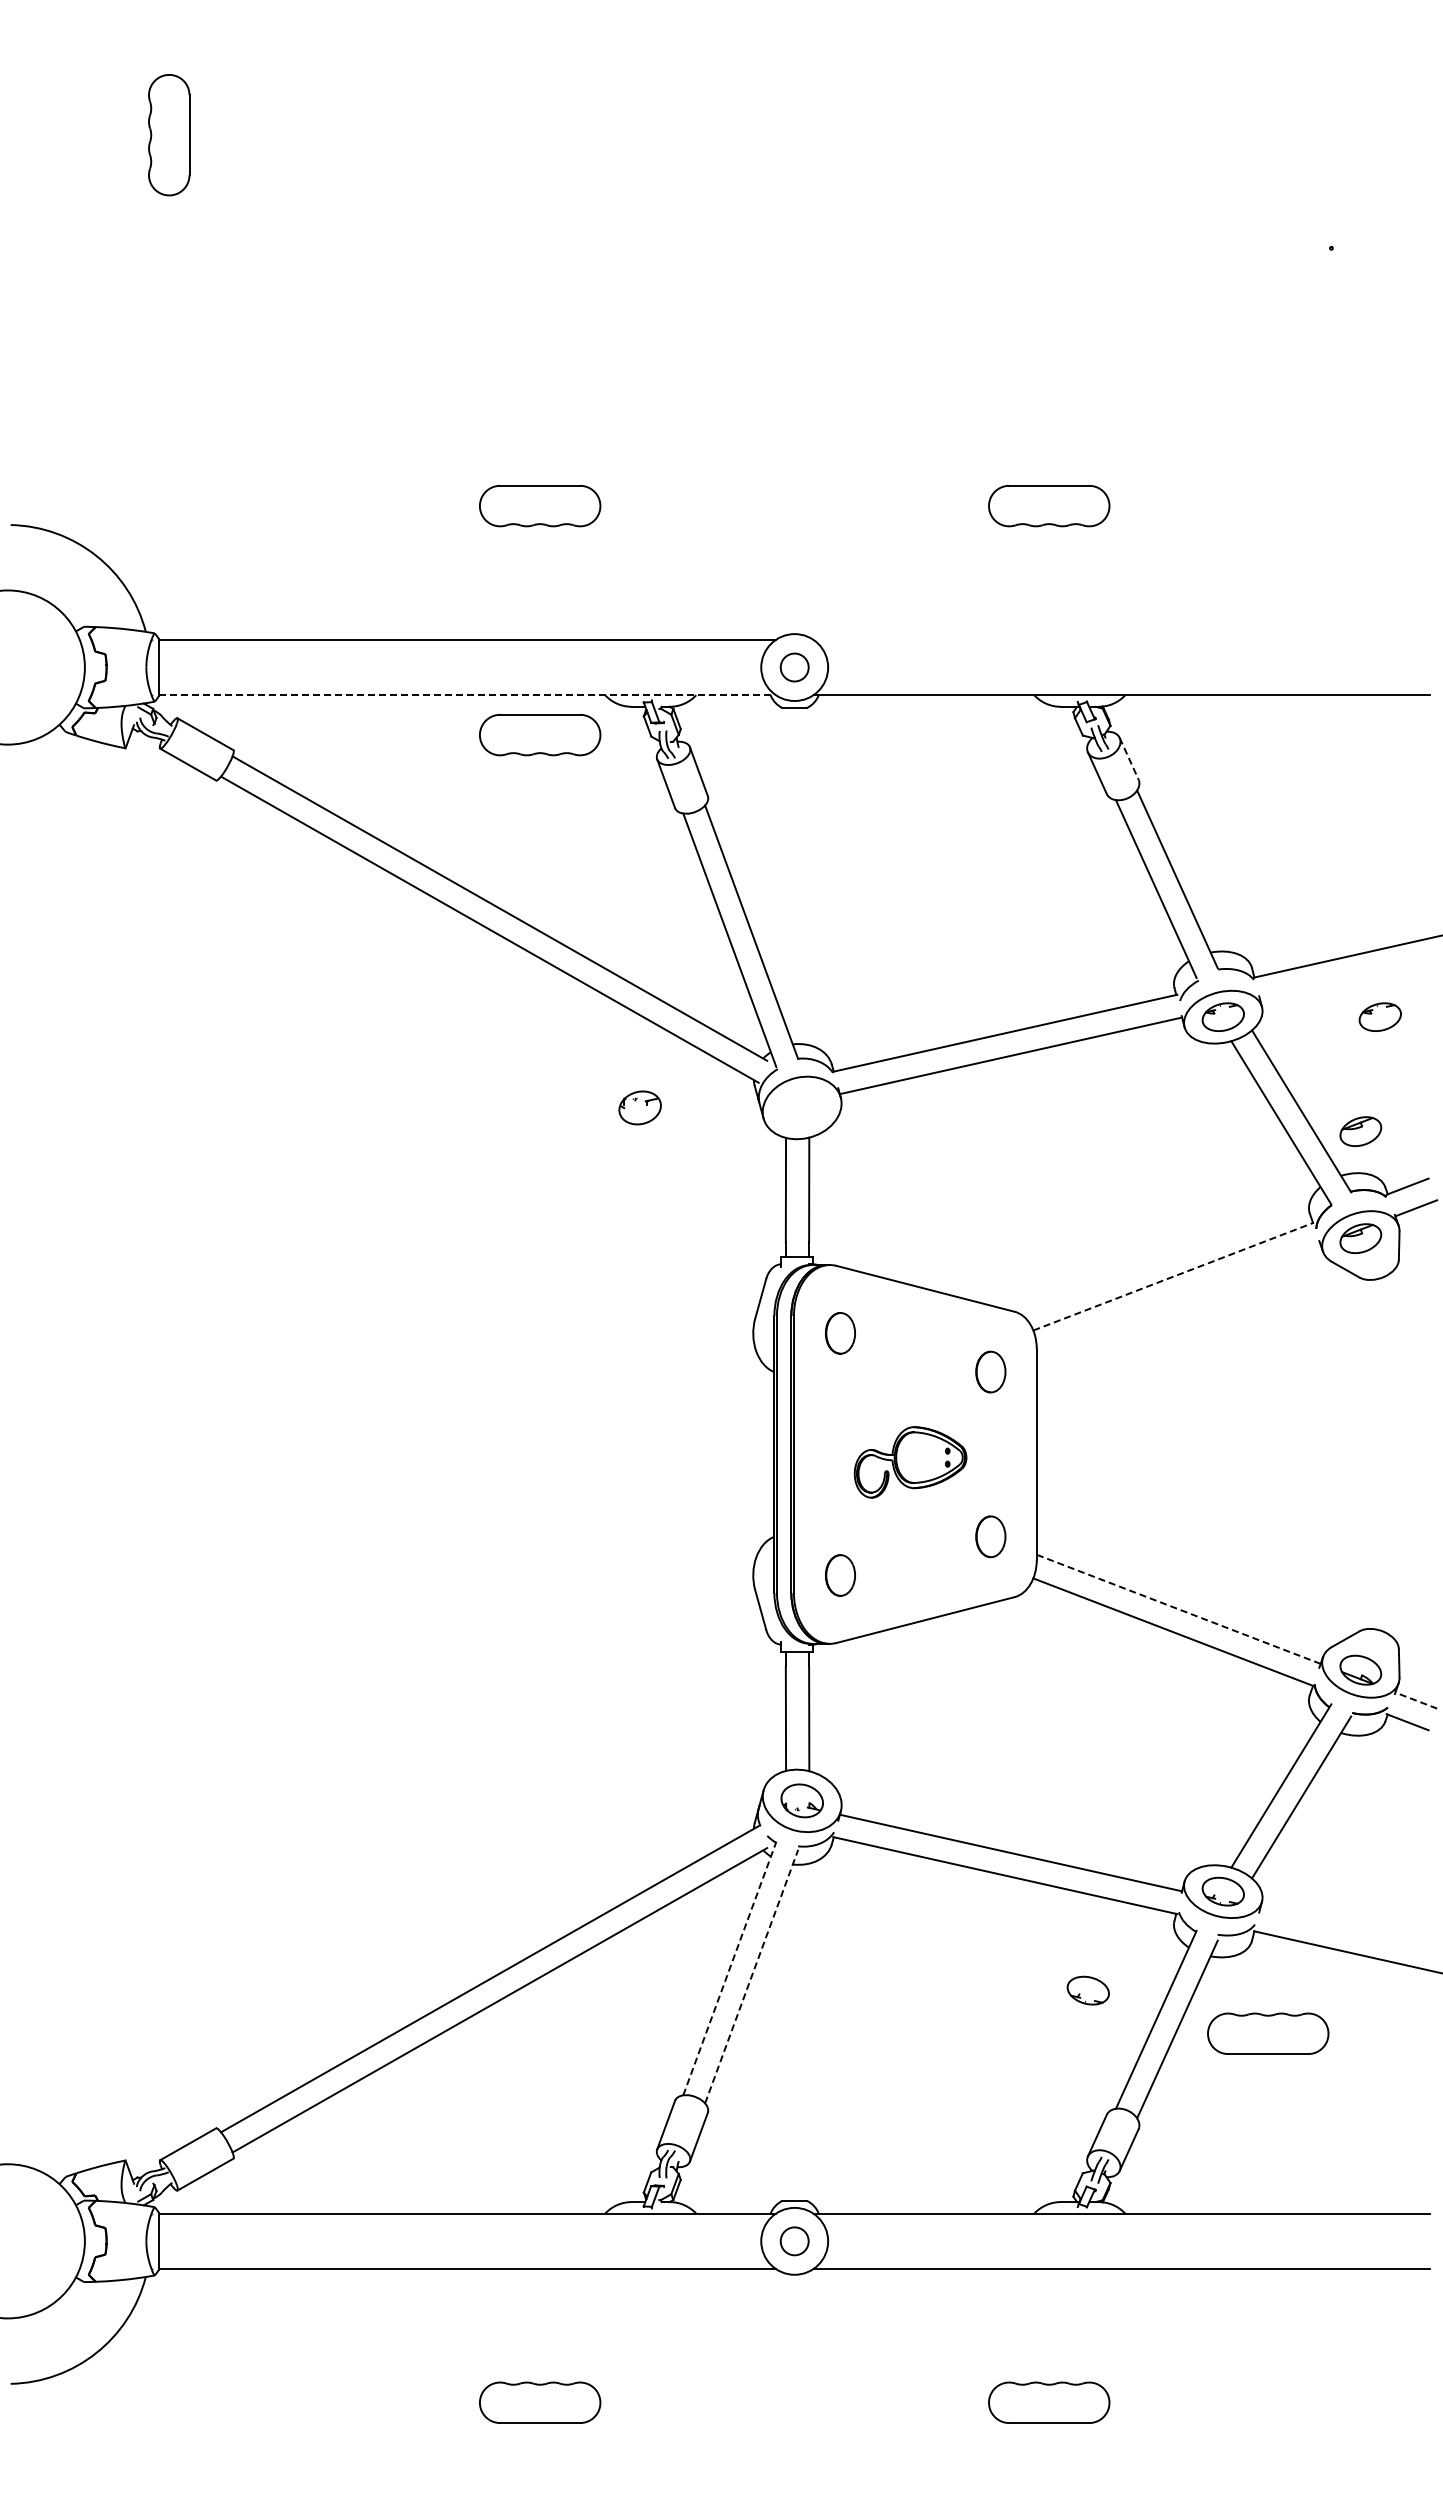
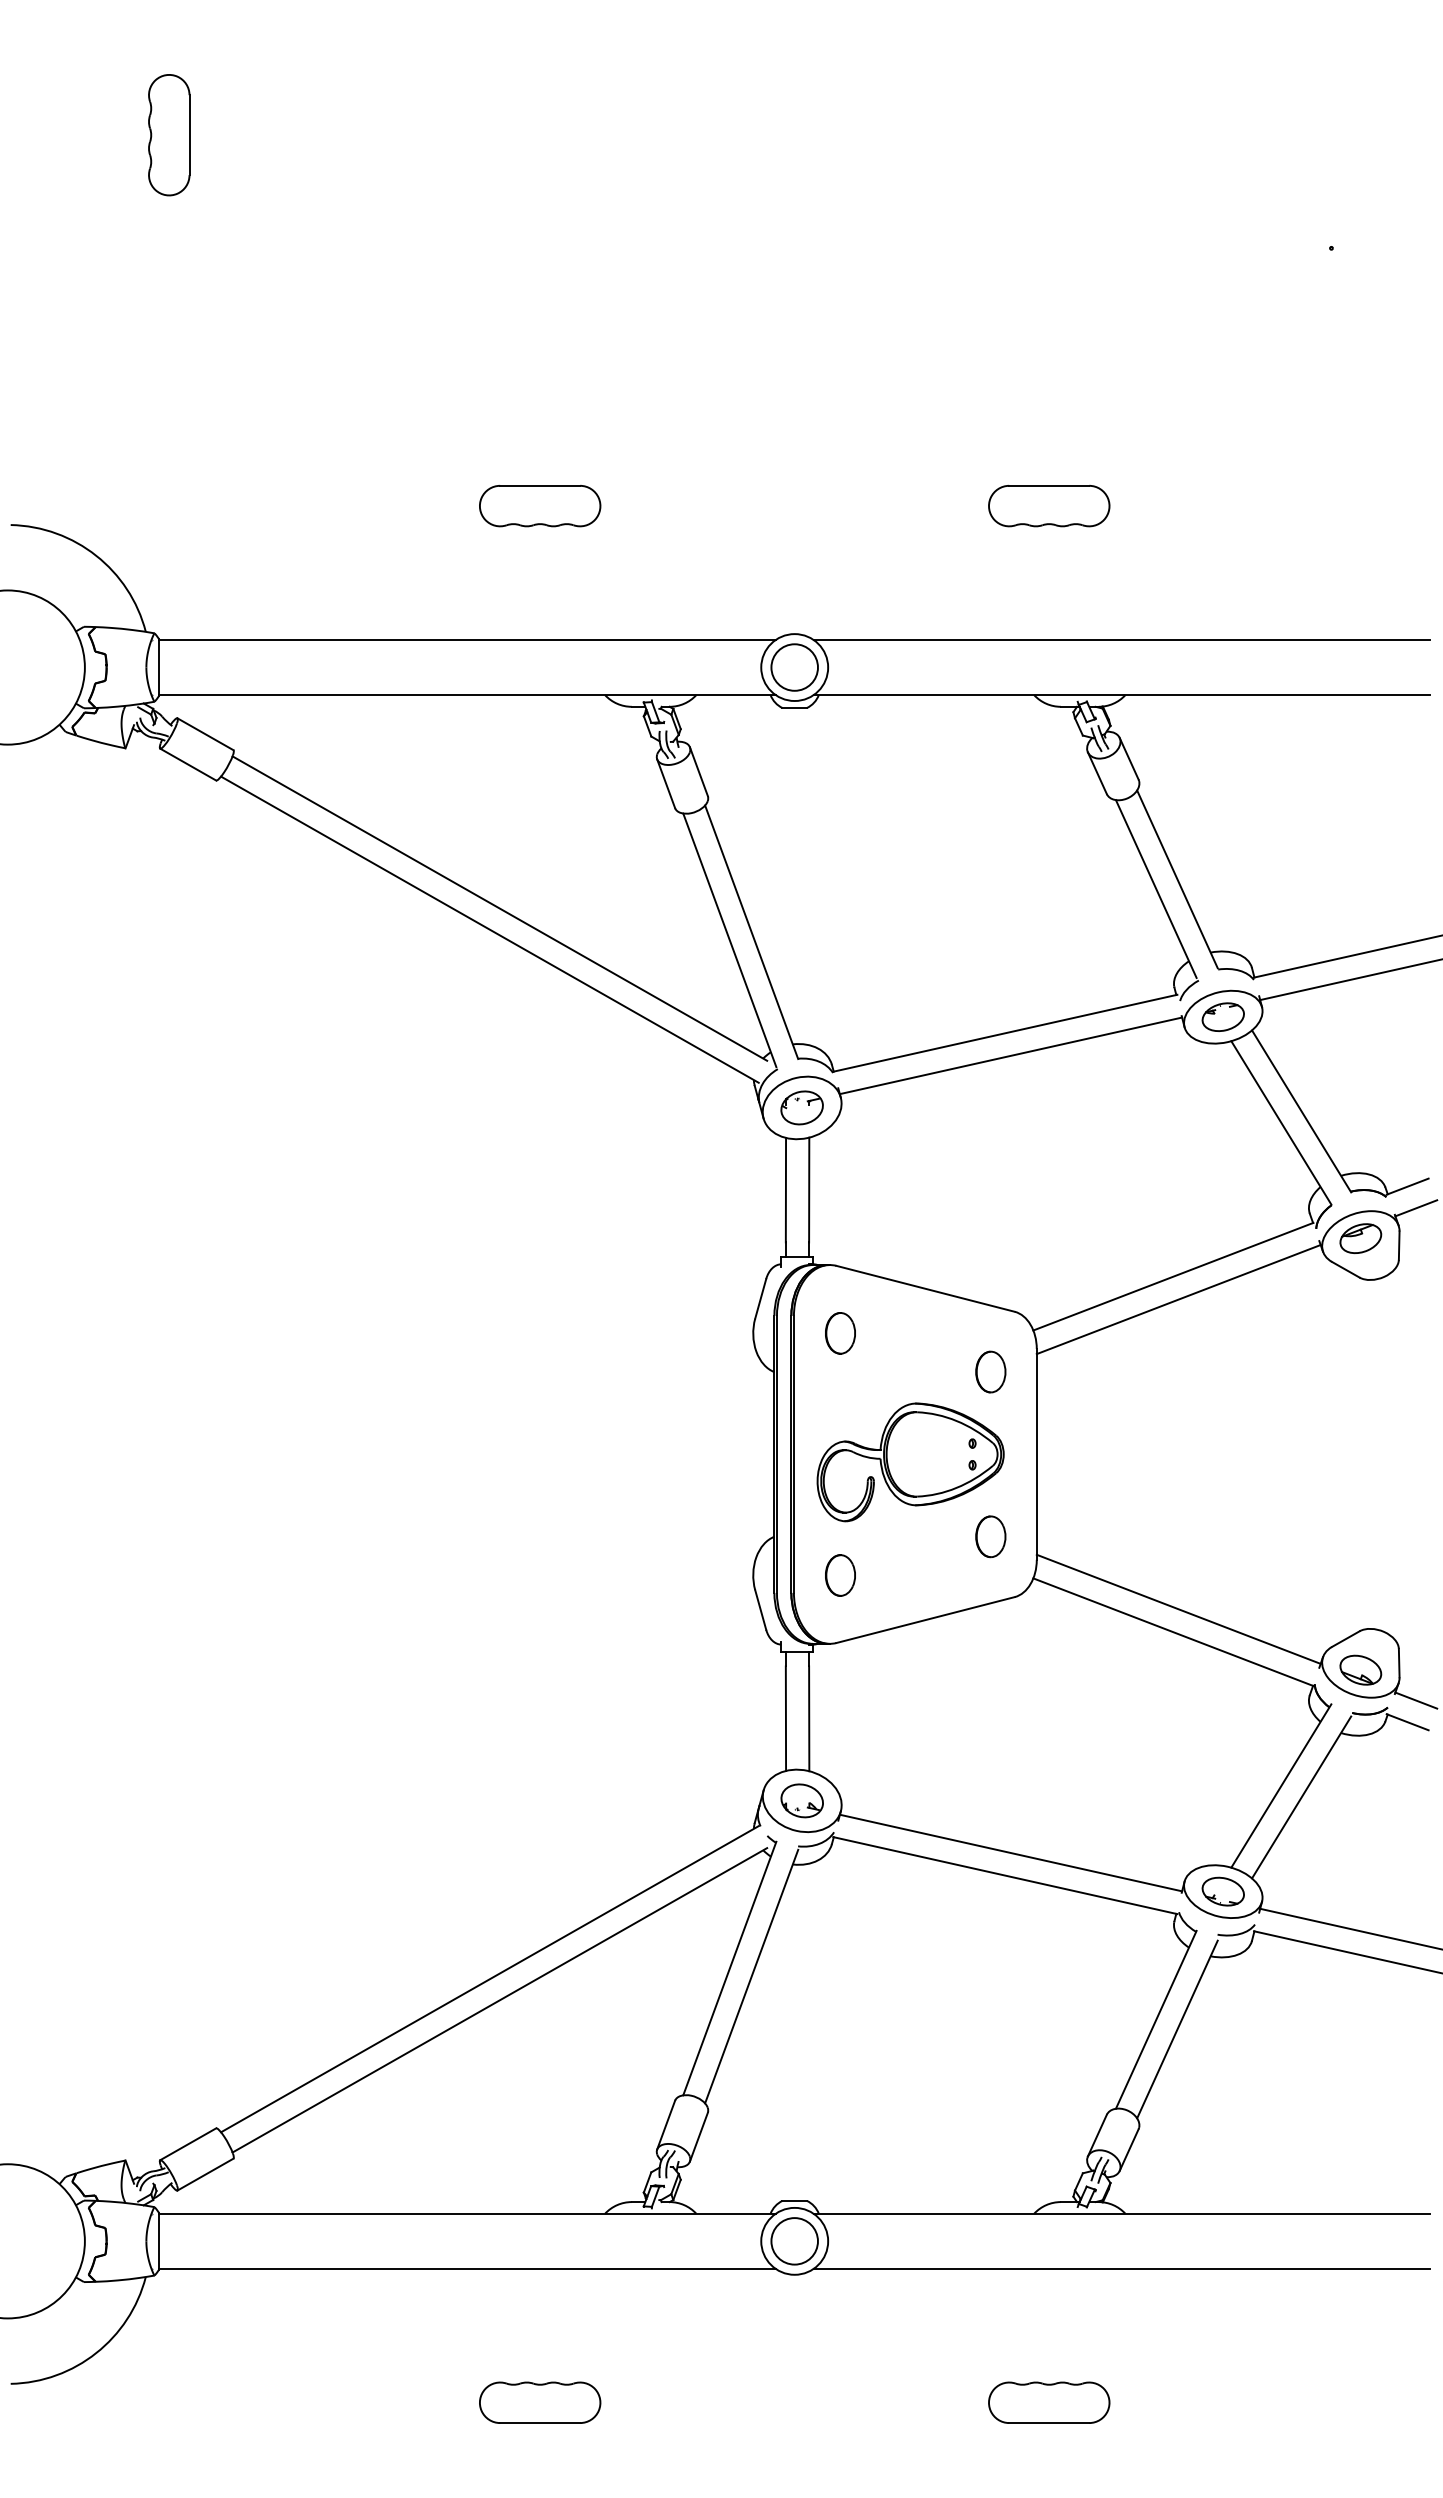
line: none -> present (1121, 639)
circle diameter: 28 px -> 47 px (794, 667)
line: dashed -> solid (467, 695)
part: present -> none (540, 735)
line: dashed -> solid (1129, 758)
line: none -> present (1349, 979)
part: present -> none (1379, 1016)
part position: (639, 1107) -> (801, 1107) (801, 1107)
part: present -> none (1360, 1131)
line: dashed -> solid (1173, 1276)
line: none -> present (1178, 1299)
part size: 115x73 px -> 189x121 px (910, 1462)
line: dashed -> solid (1178, 1609)
line: dashed -> solid (1415, 1700)
line: none -> present (1349, 1928)
line: dashed -> solid (730, 1968)
line: dashed -> solid (751, 1976)
part: present -> none (1087, 1990)
part: present -> none (1268, 2033)
circle diameter: 28 px -> 47 px (794, 2241)
